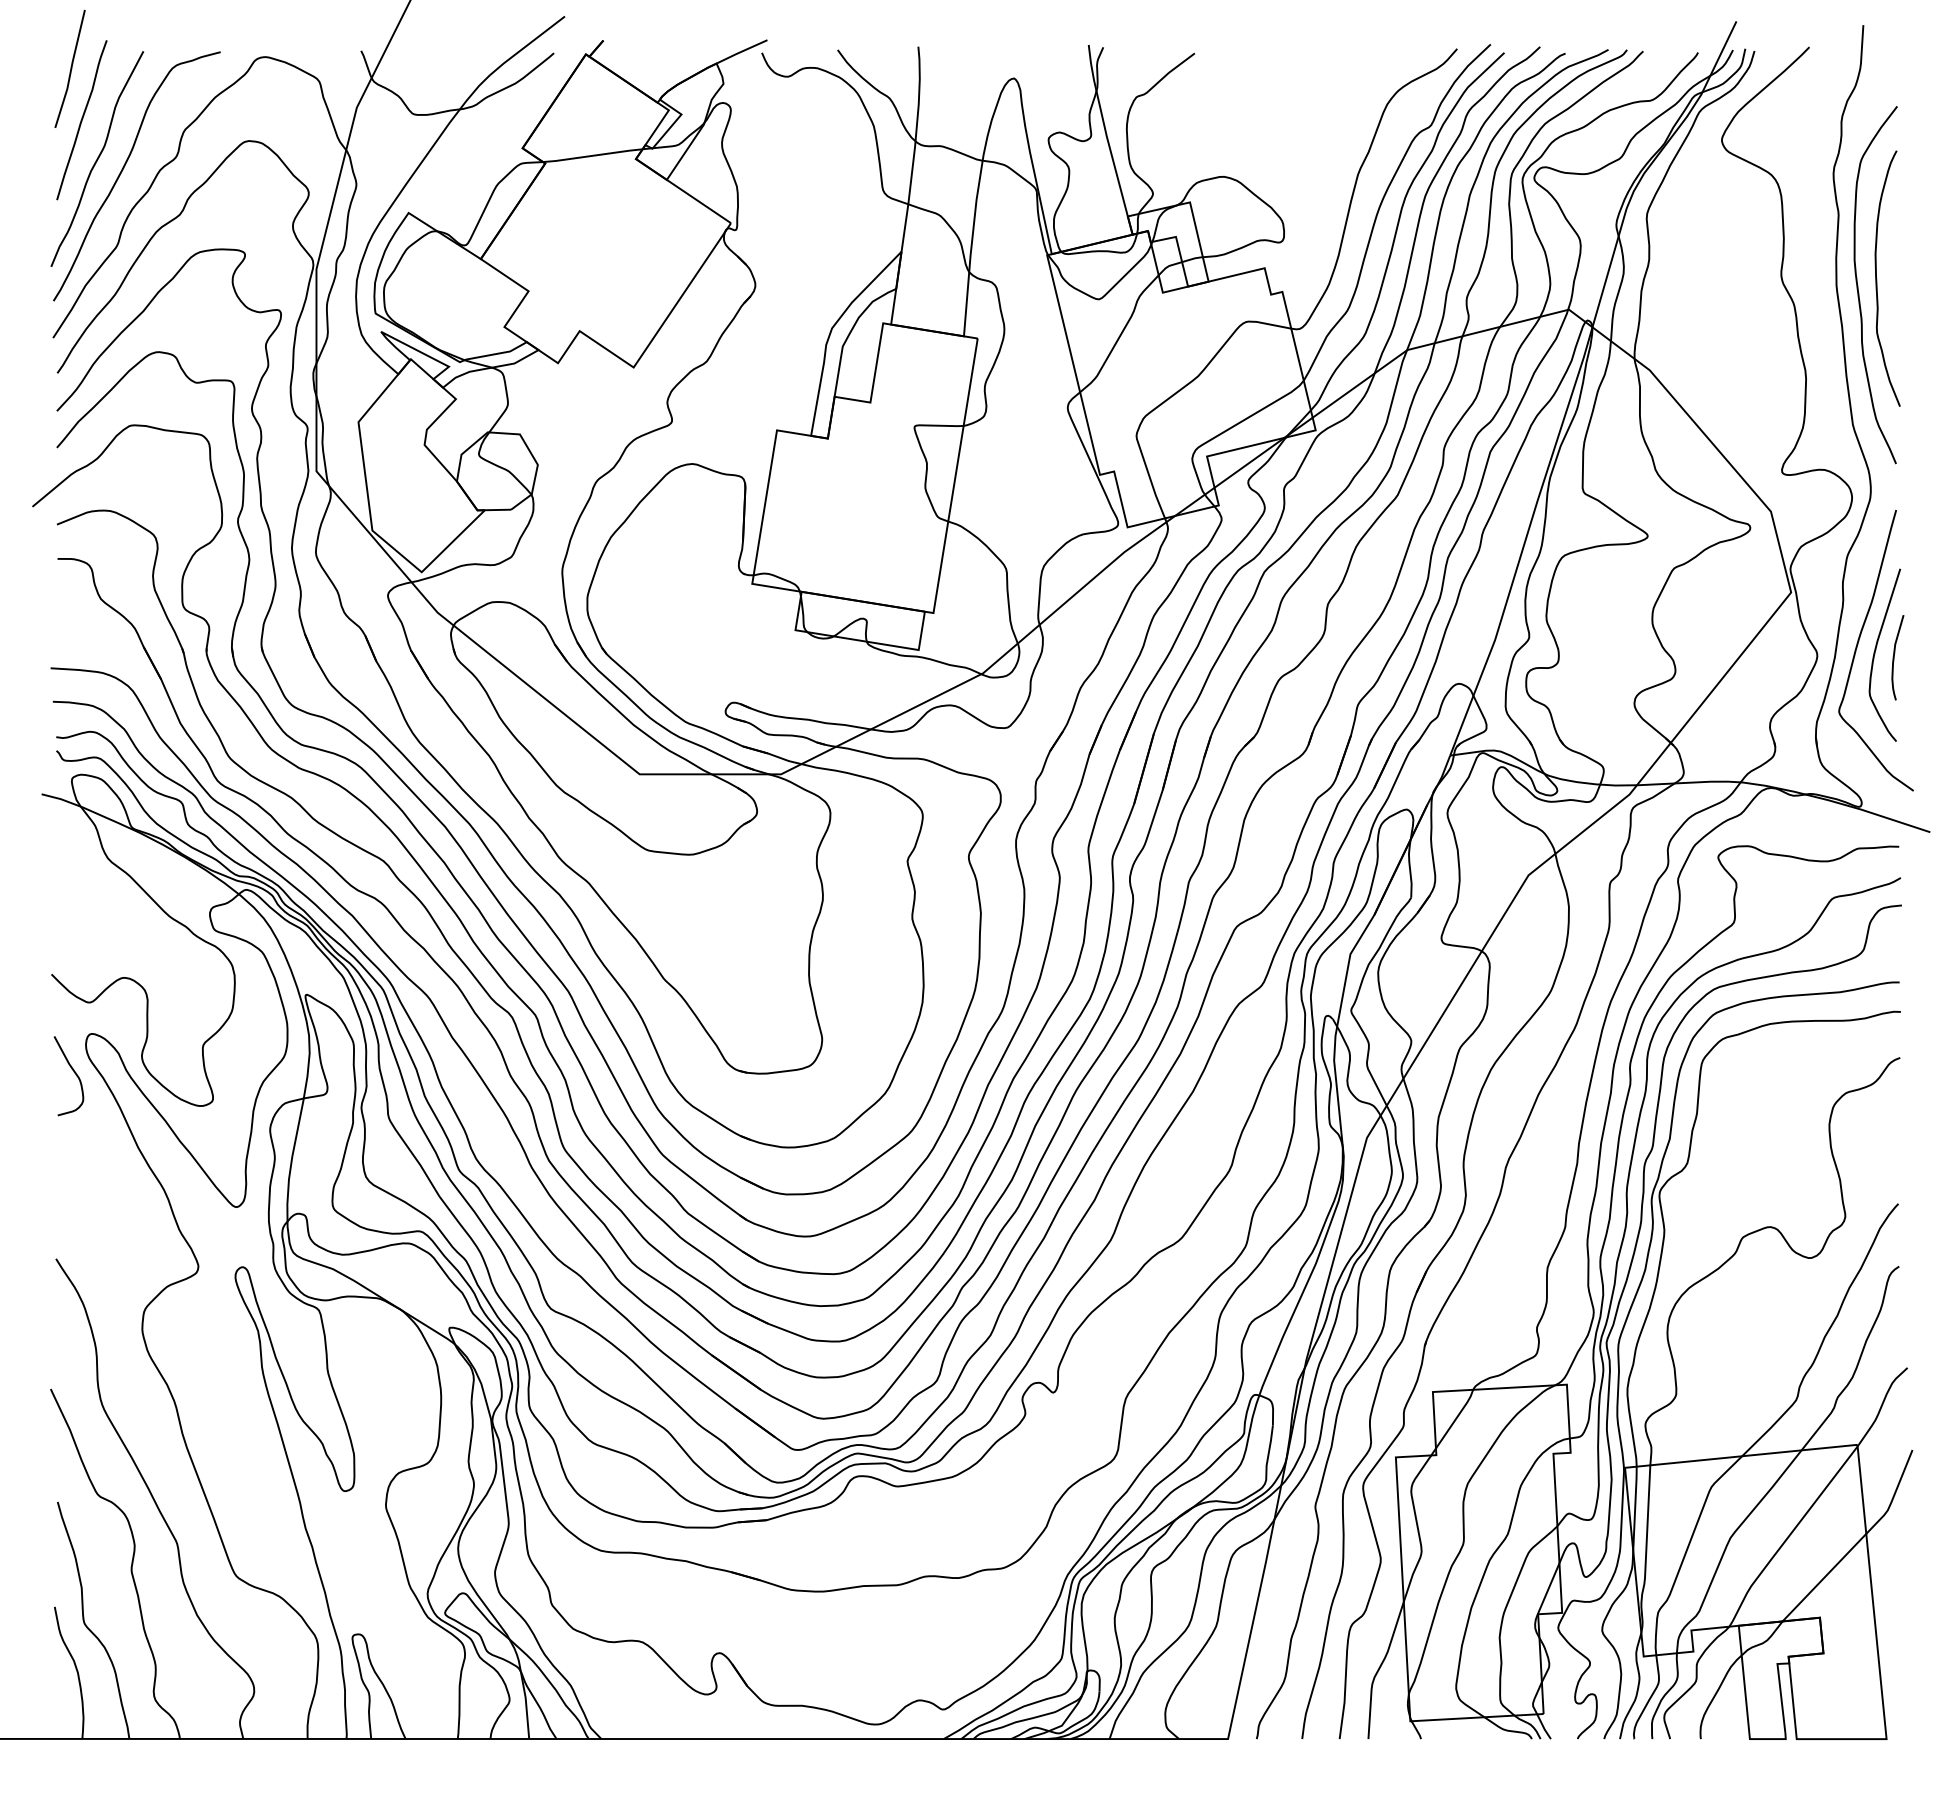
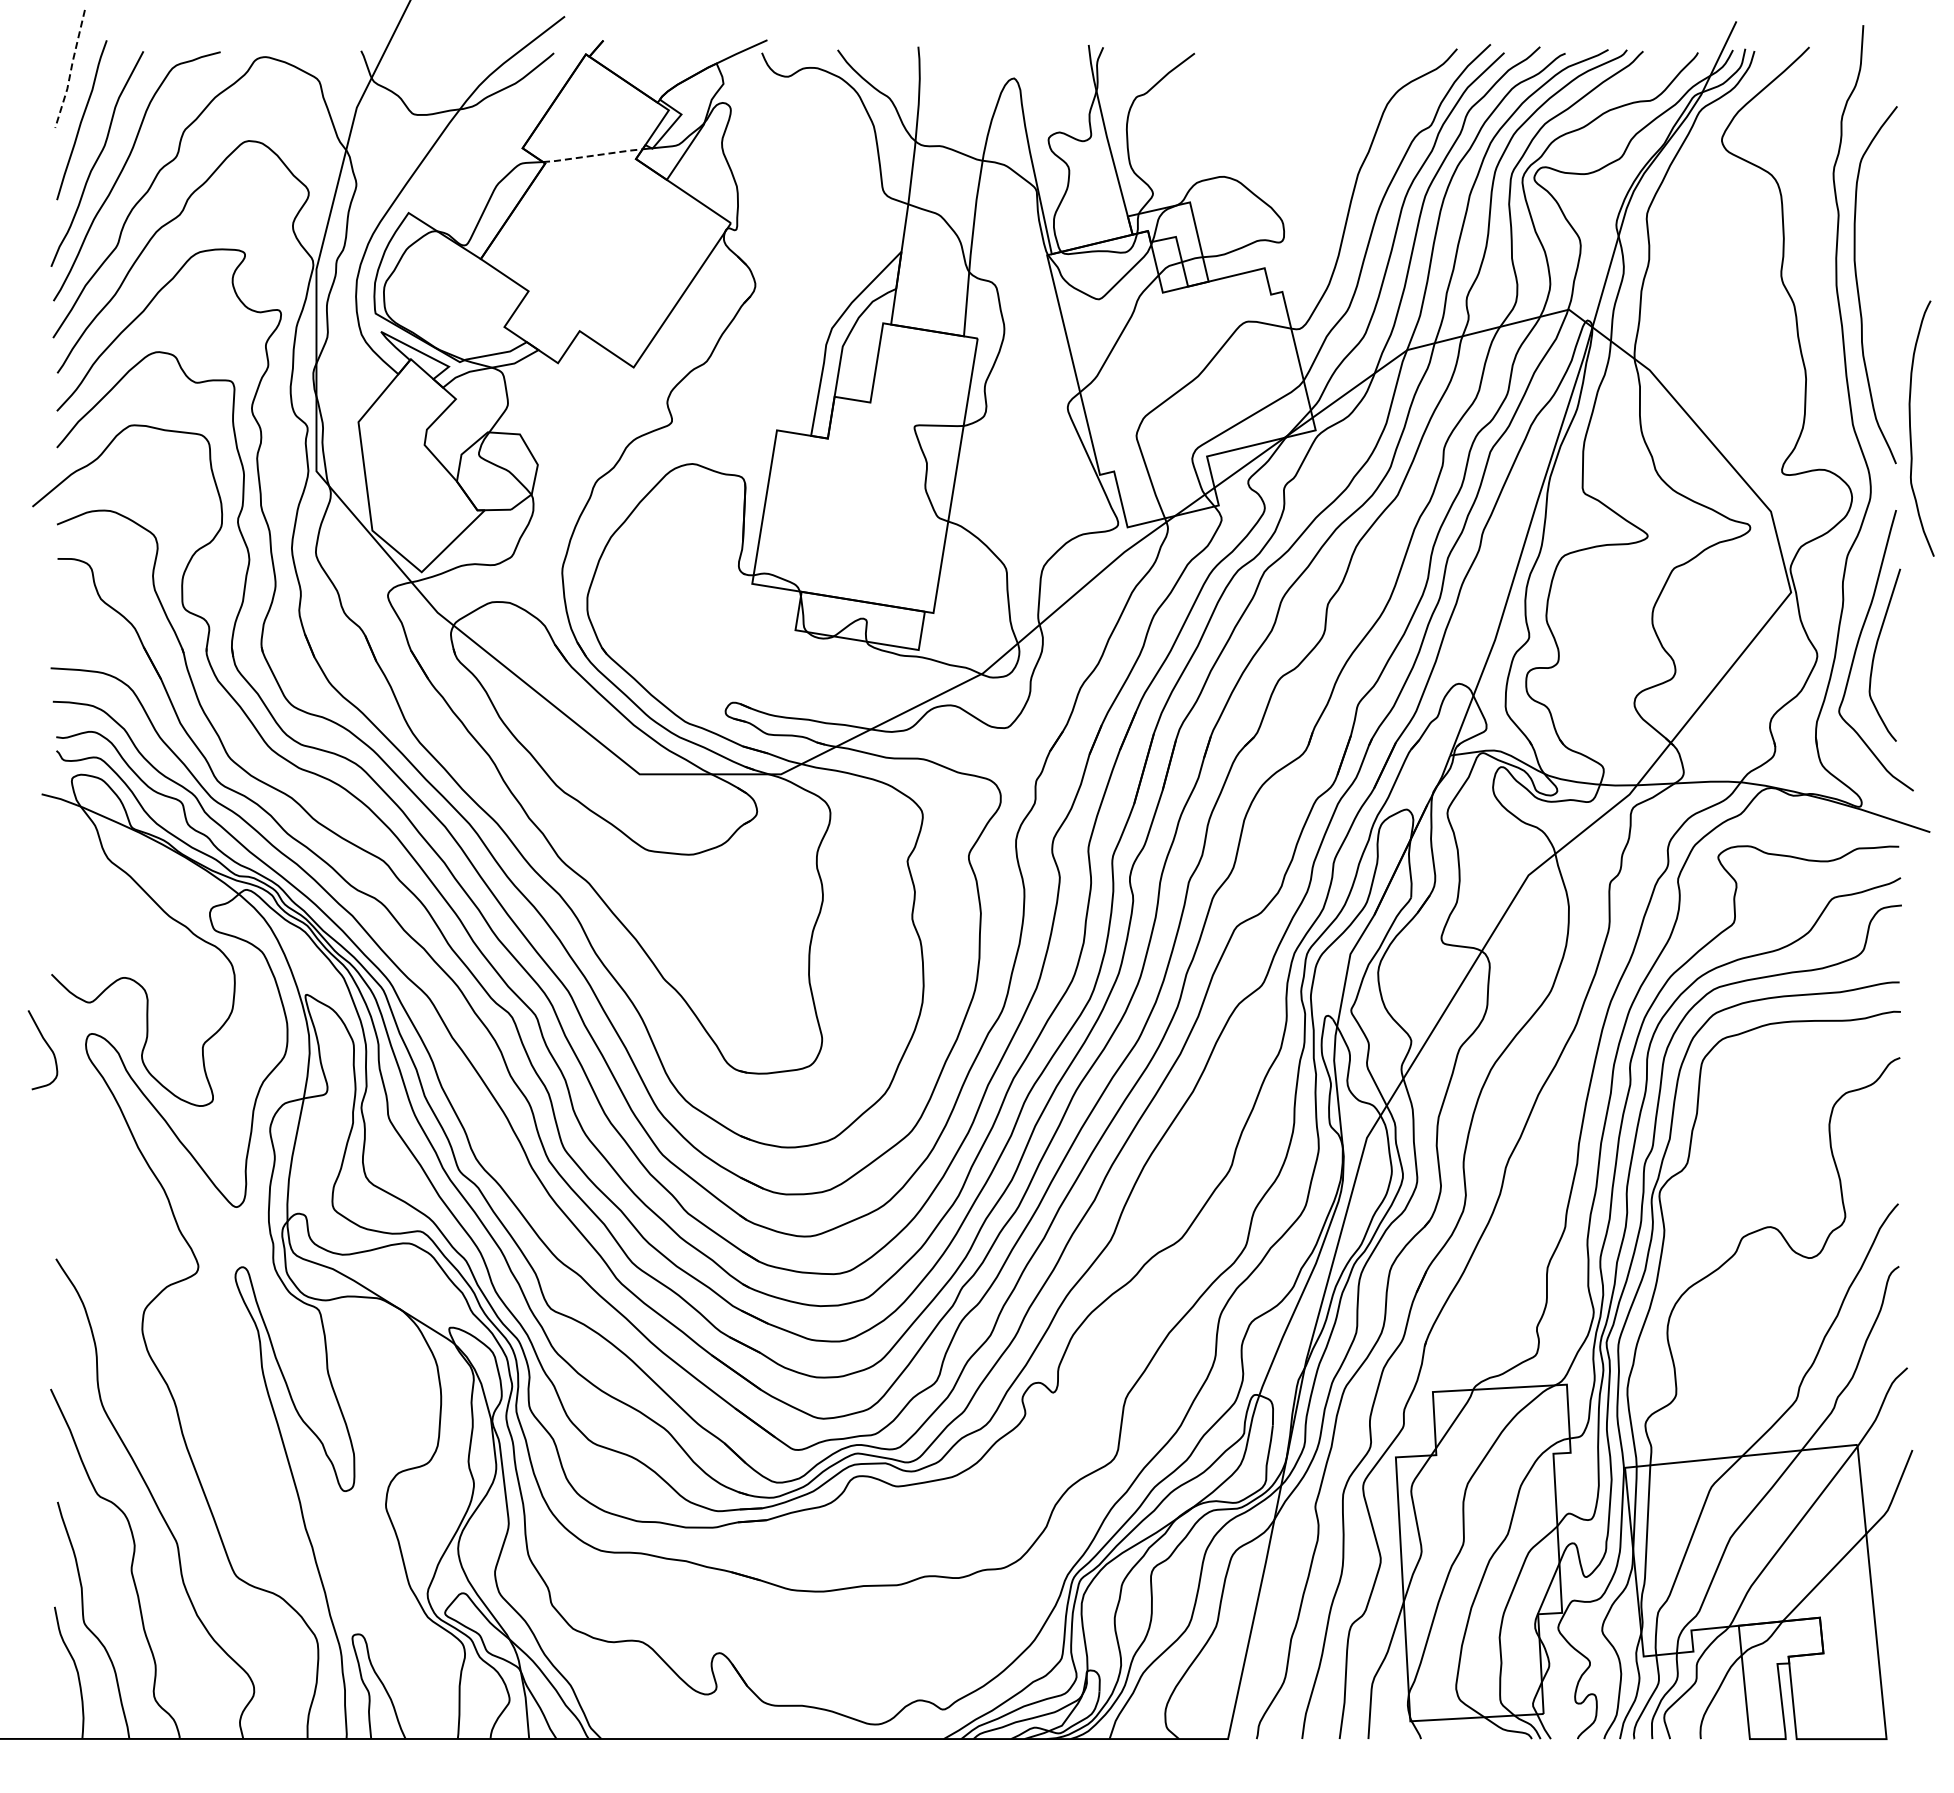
line: solid -> dashed (71, 69)
line: solid -> dashed (593, 155)
curve position: (1877, 278) -> (1911, 428) (1911, 428)
curve: present -> none (1894, 657)
curve position: (73, 1072) -> (47, 1046) (47, 1046)
